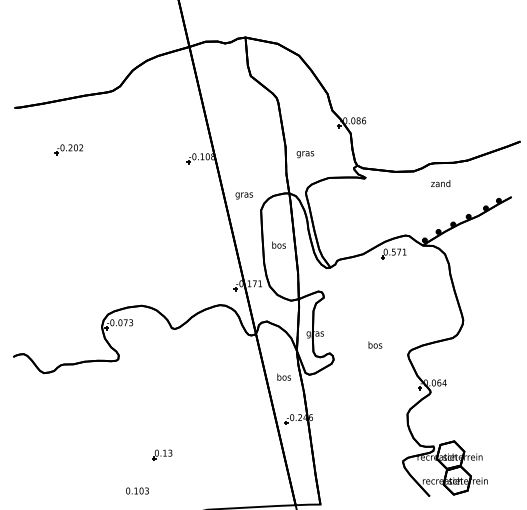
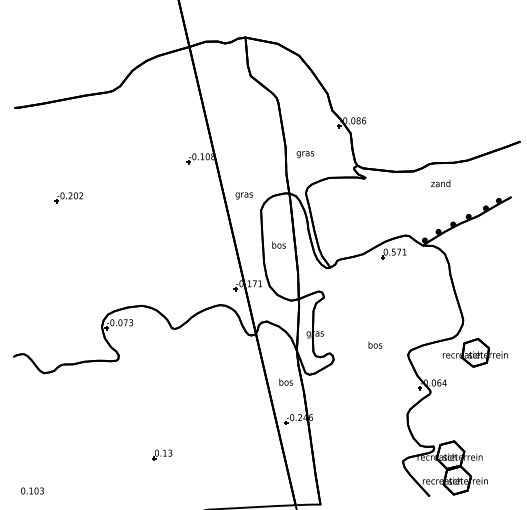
part position: (68, 149) -> (68, 197) (68, 197)
part: none -> present (475, 352)
text position: (283, 376) -> (285, 381) (285, 381)
text position: (137, 490) -> (32, 490) (32, 490)
